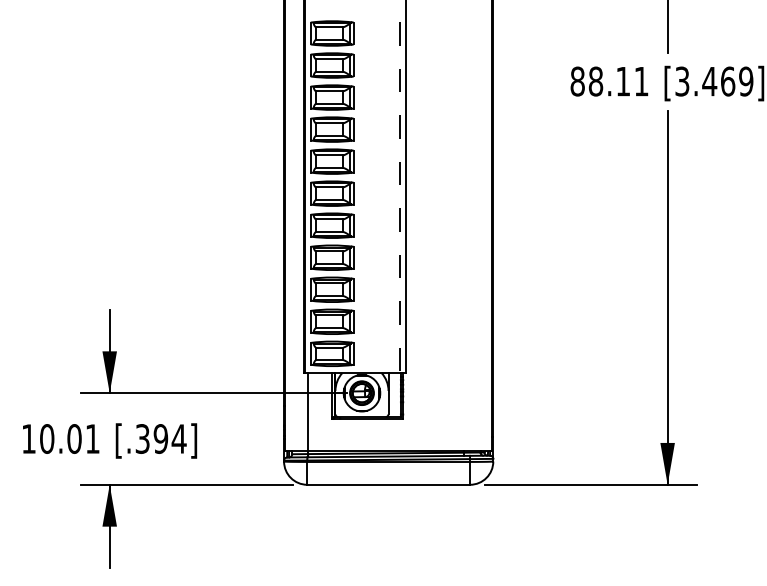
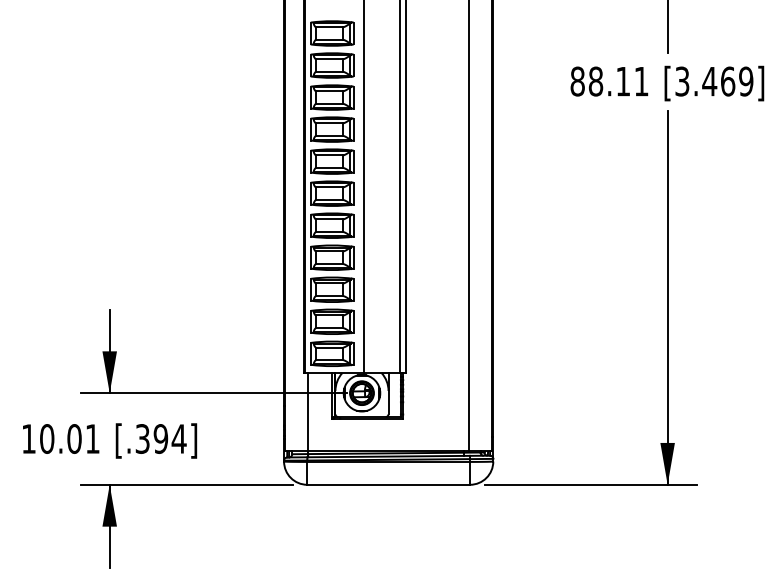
line: none -> present (364, 187)
line: dashed -> solid (400, 187)
line: none -> present (468, 226)
